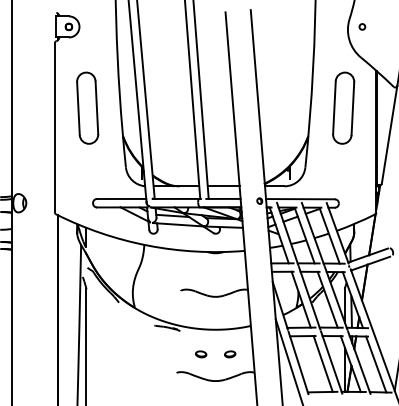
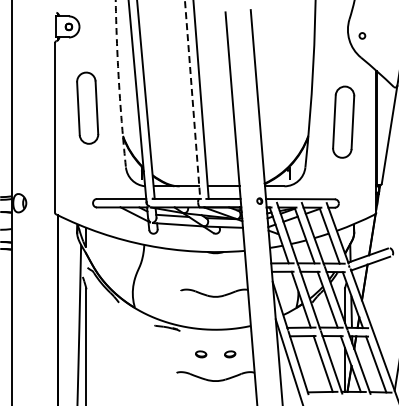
circle position: (362, 26) -> (362, 35) (362, 35)
arc: solid -> dashed (119, 84)
line: solid -> dashed (192, 100)
part position: (343, 107) -> (343, 121) (343, 121)
